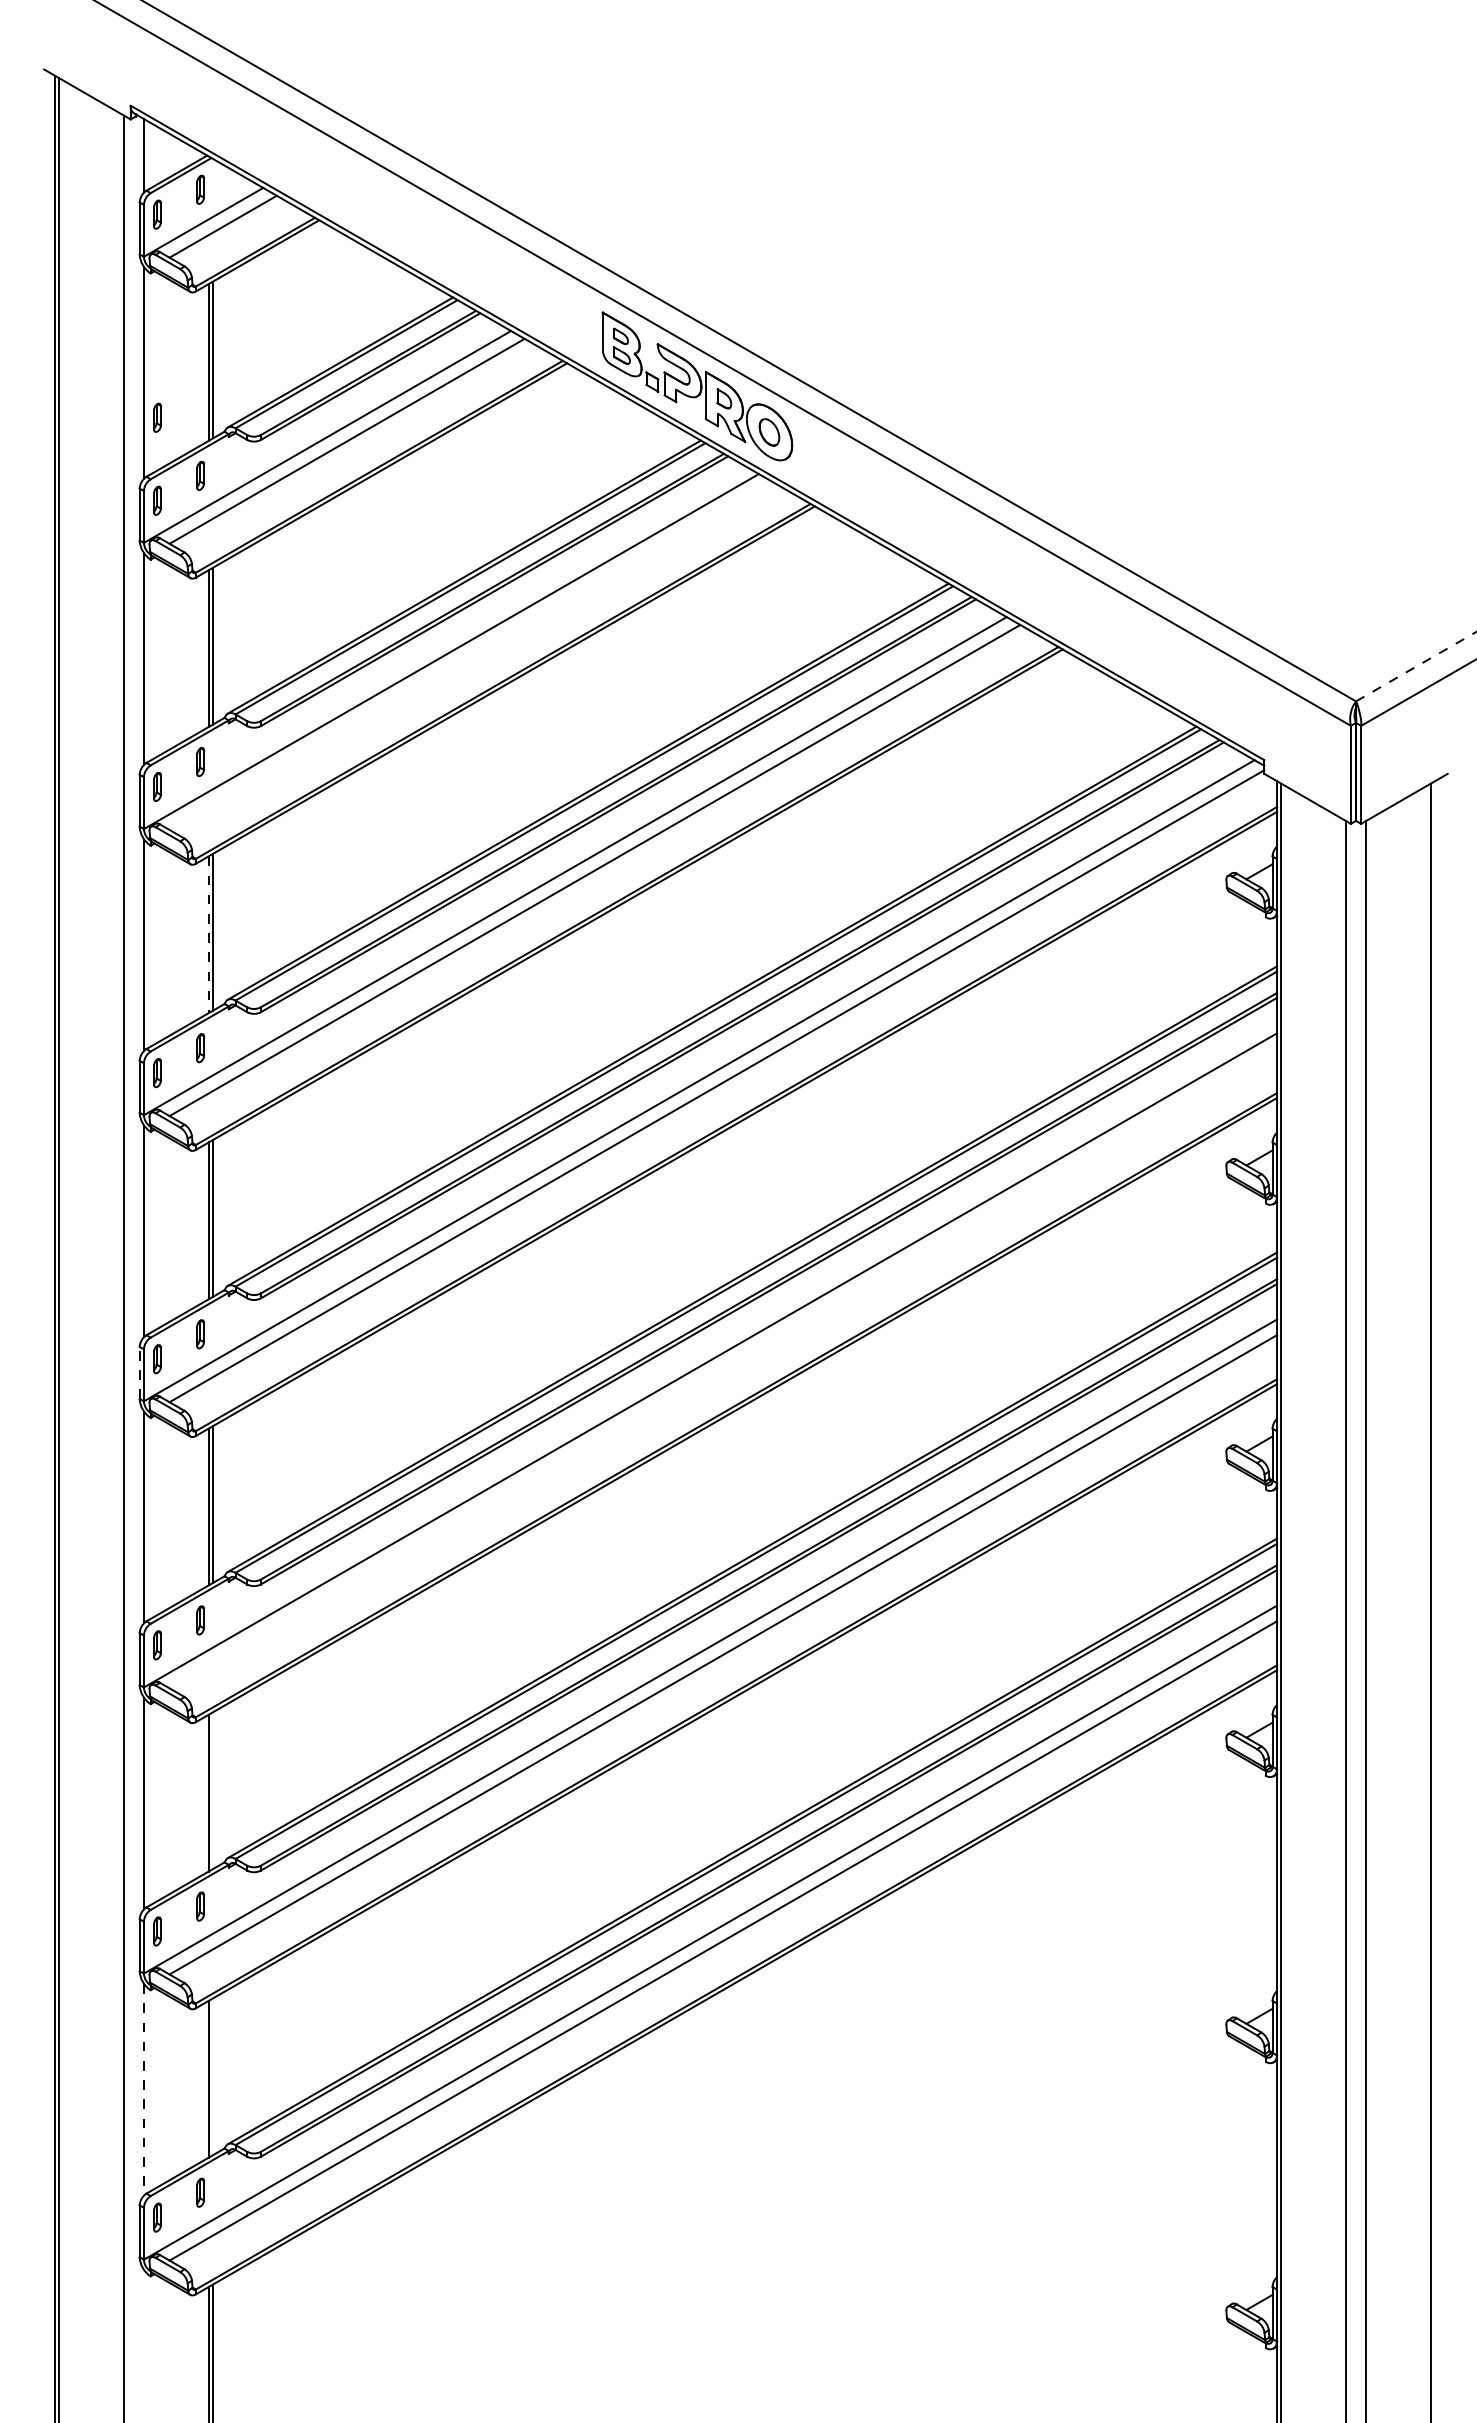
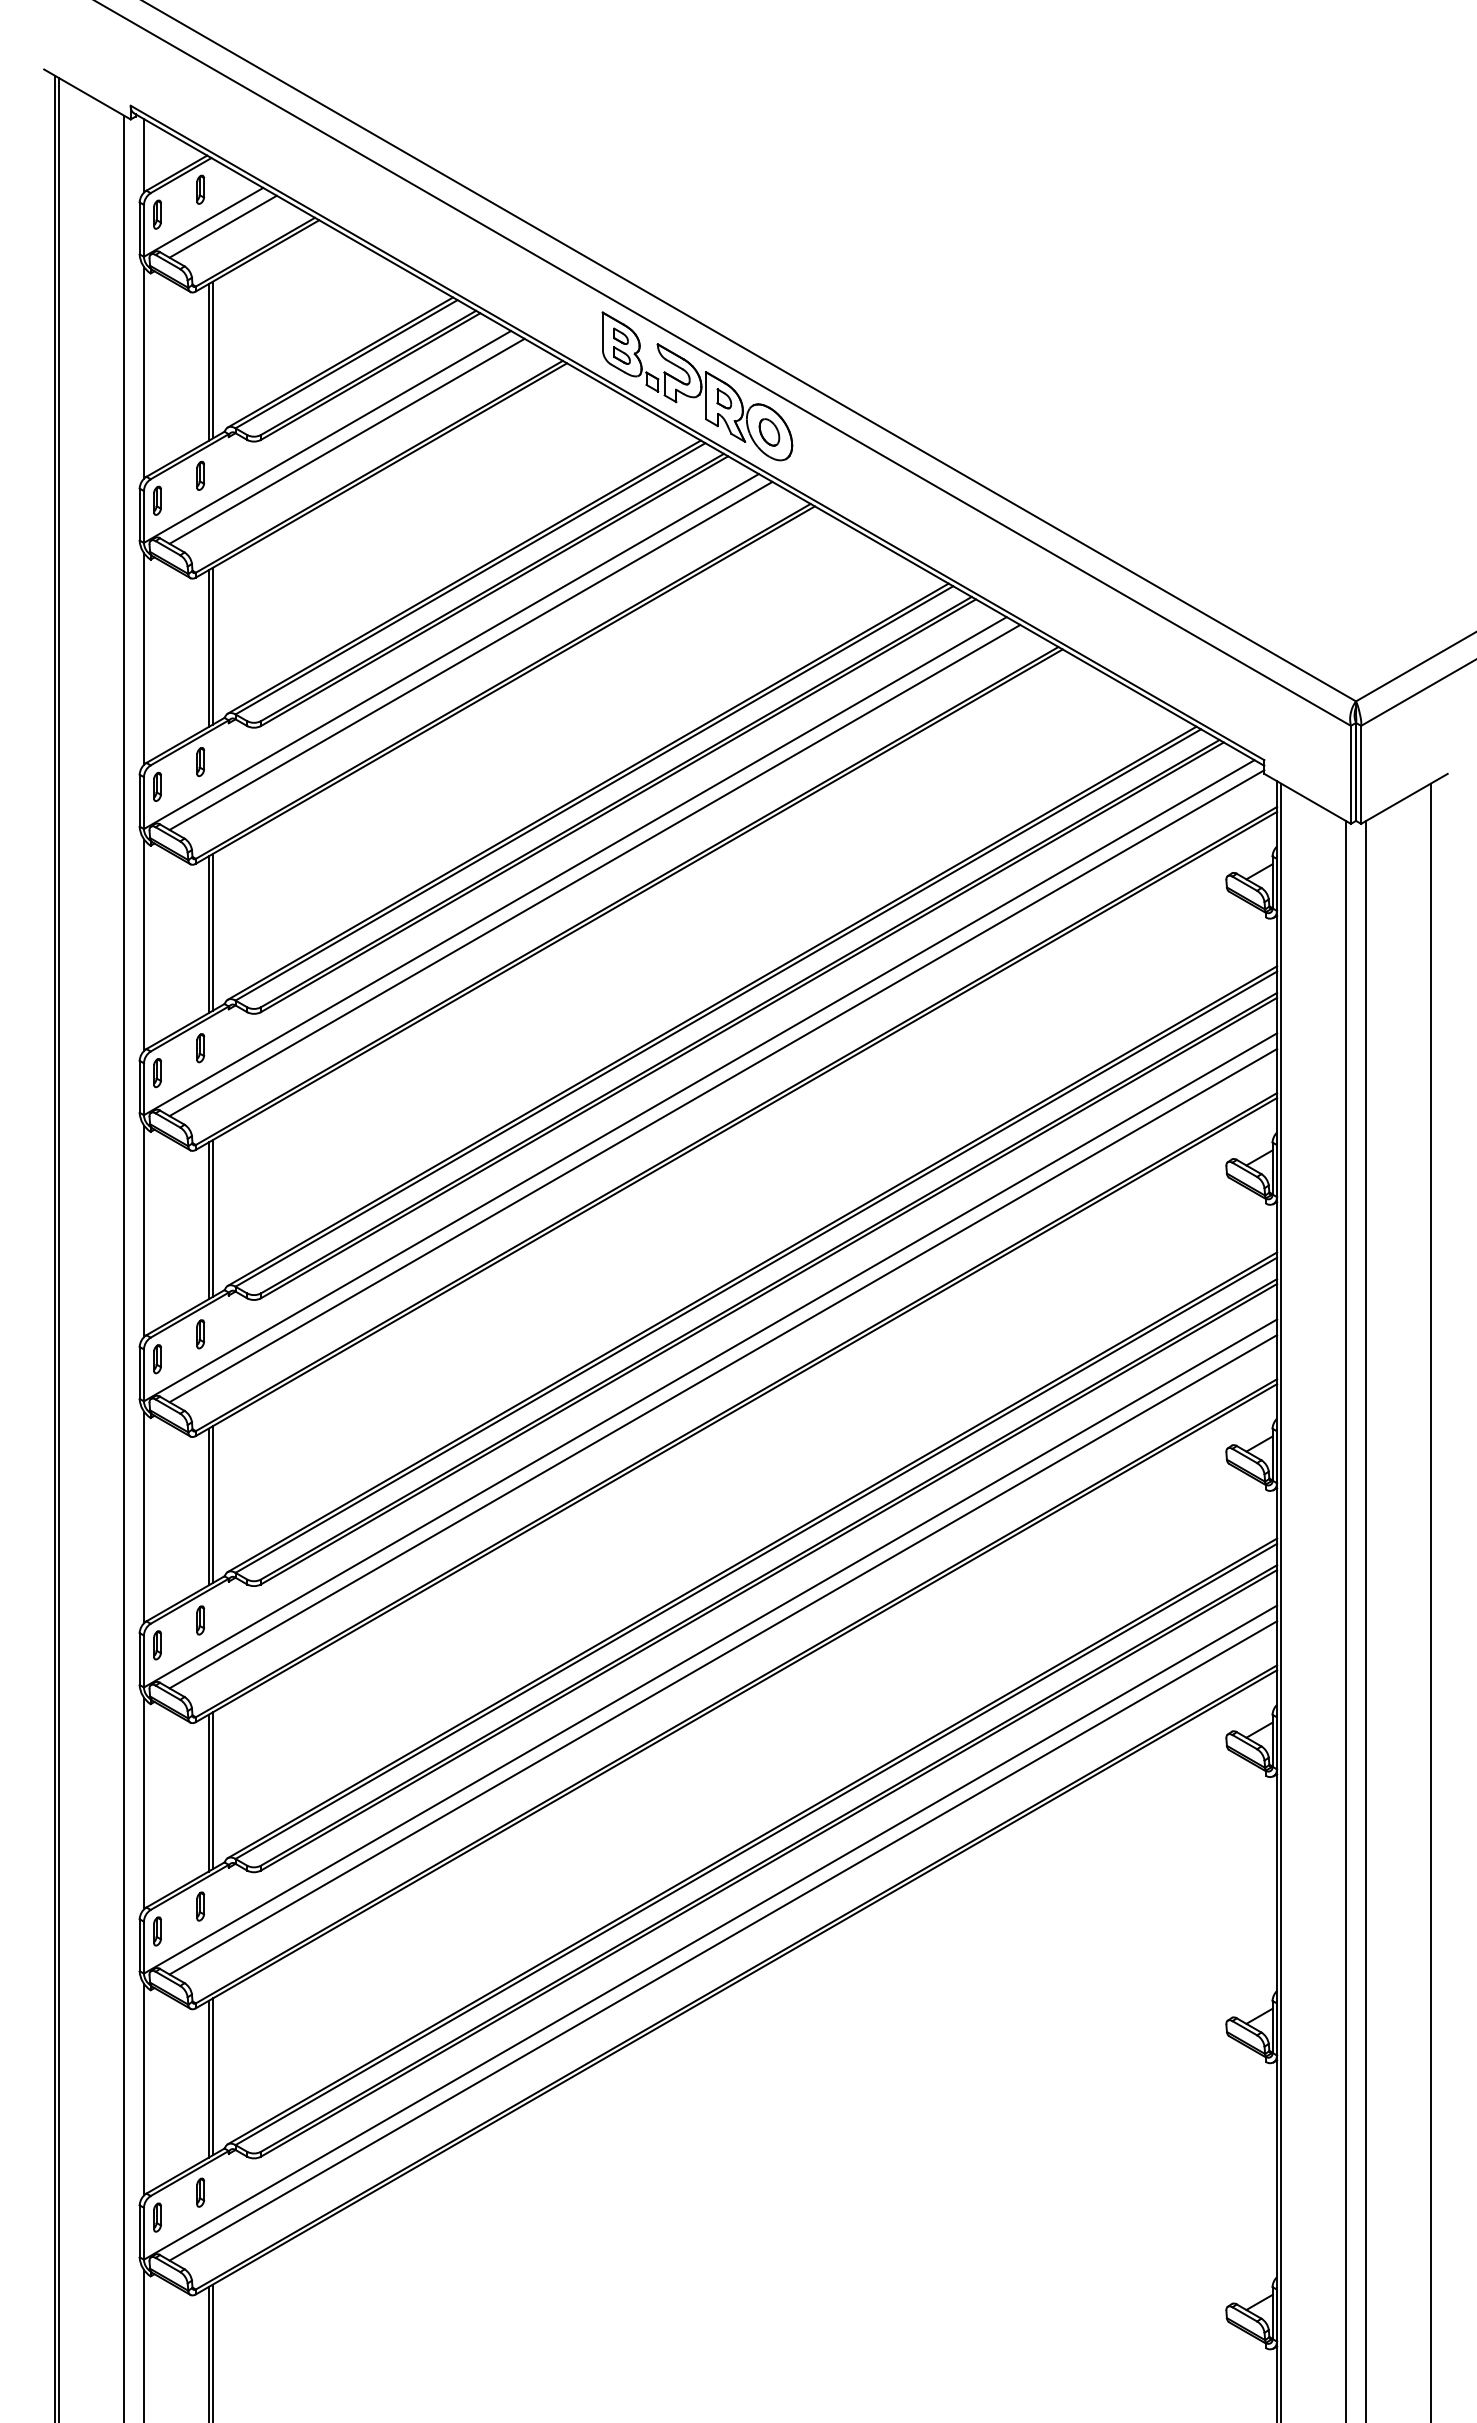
part: present -> none (157, 417)
line: none -> present (470, 655)
line: dashed -> solid (1416, 666)
line: dashed -> solid (208, 935)
line: none -> present (723, 1368)
line: dashed -> solid (139, 1372)
line: none -> present (212, 1790)
line: none -> present (212, 2076)
line: dashed -> solid (144, 2089)
line: none -> present (144, 2344)
